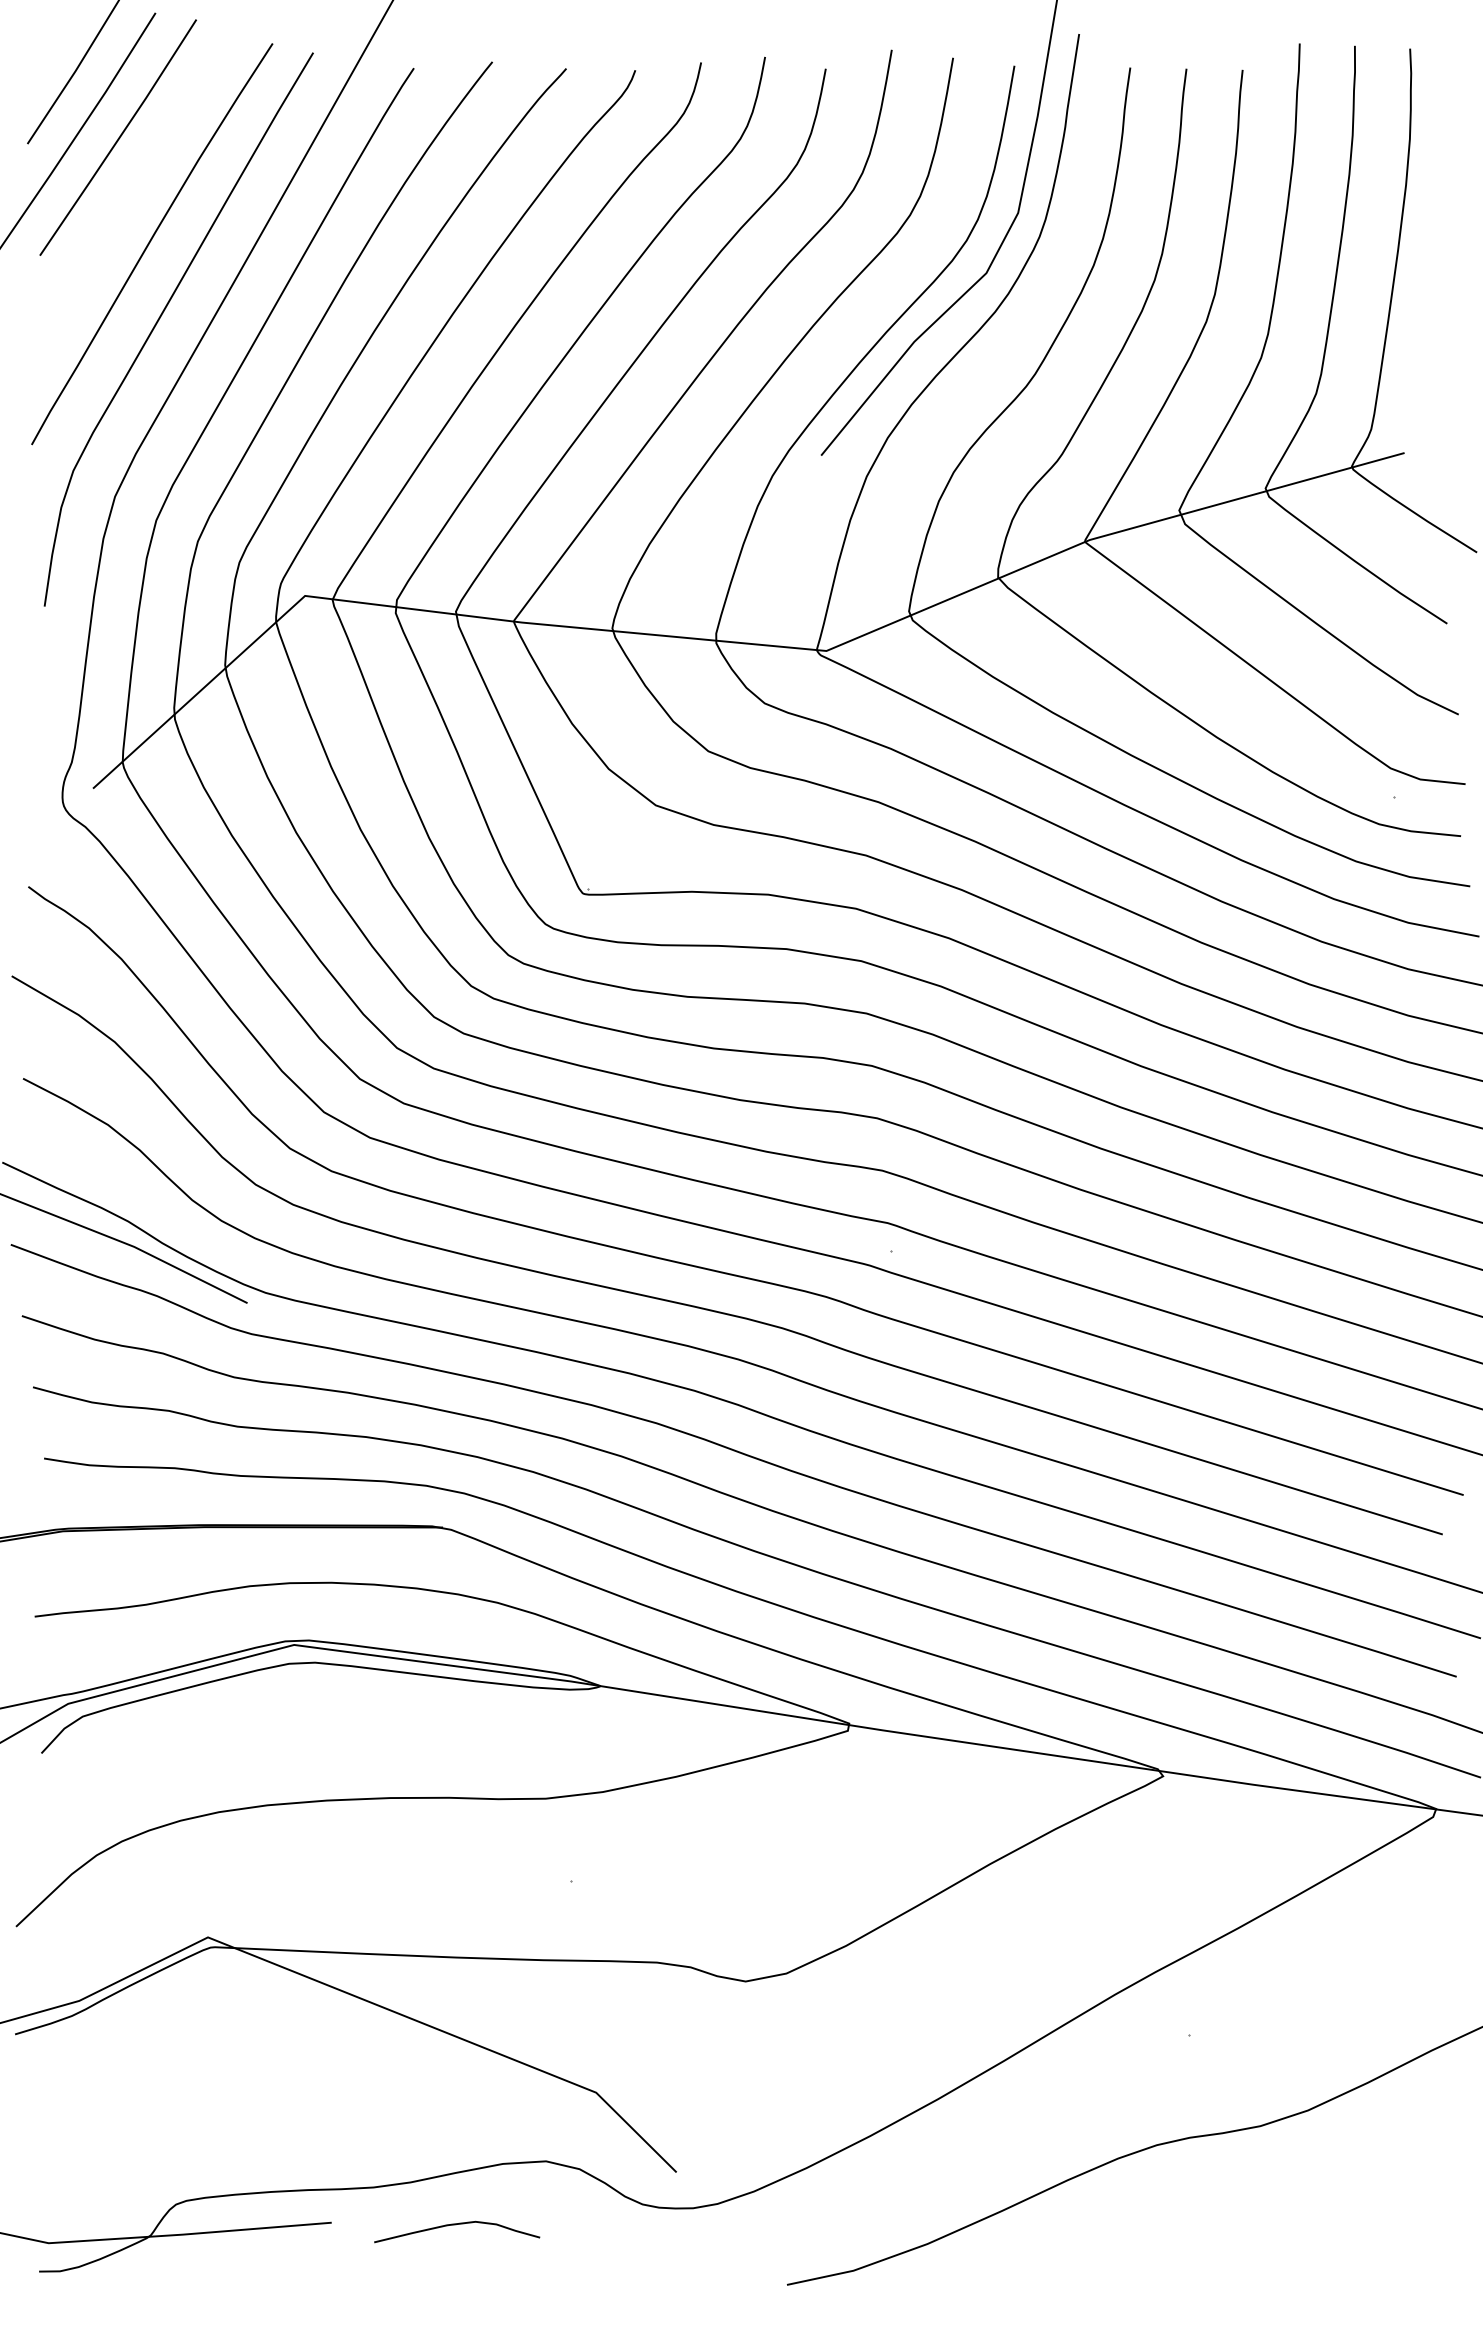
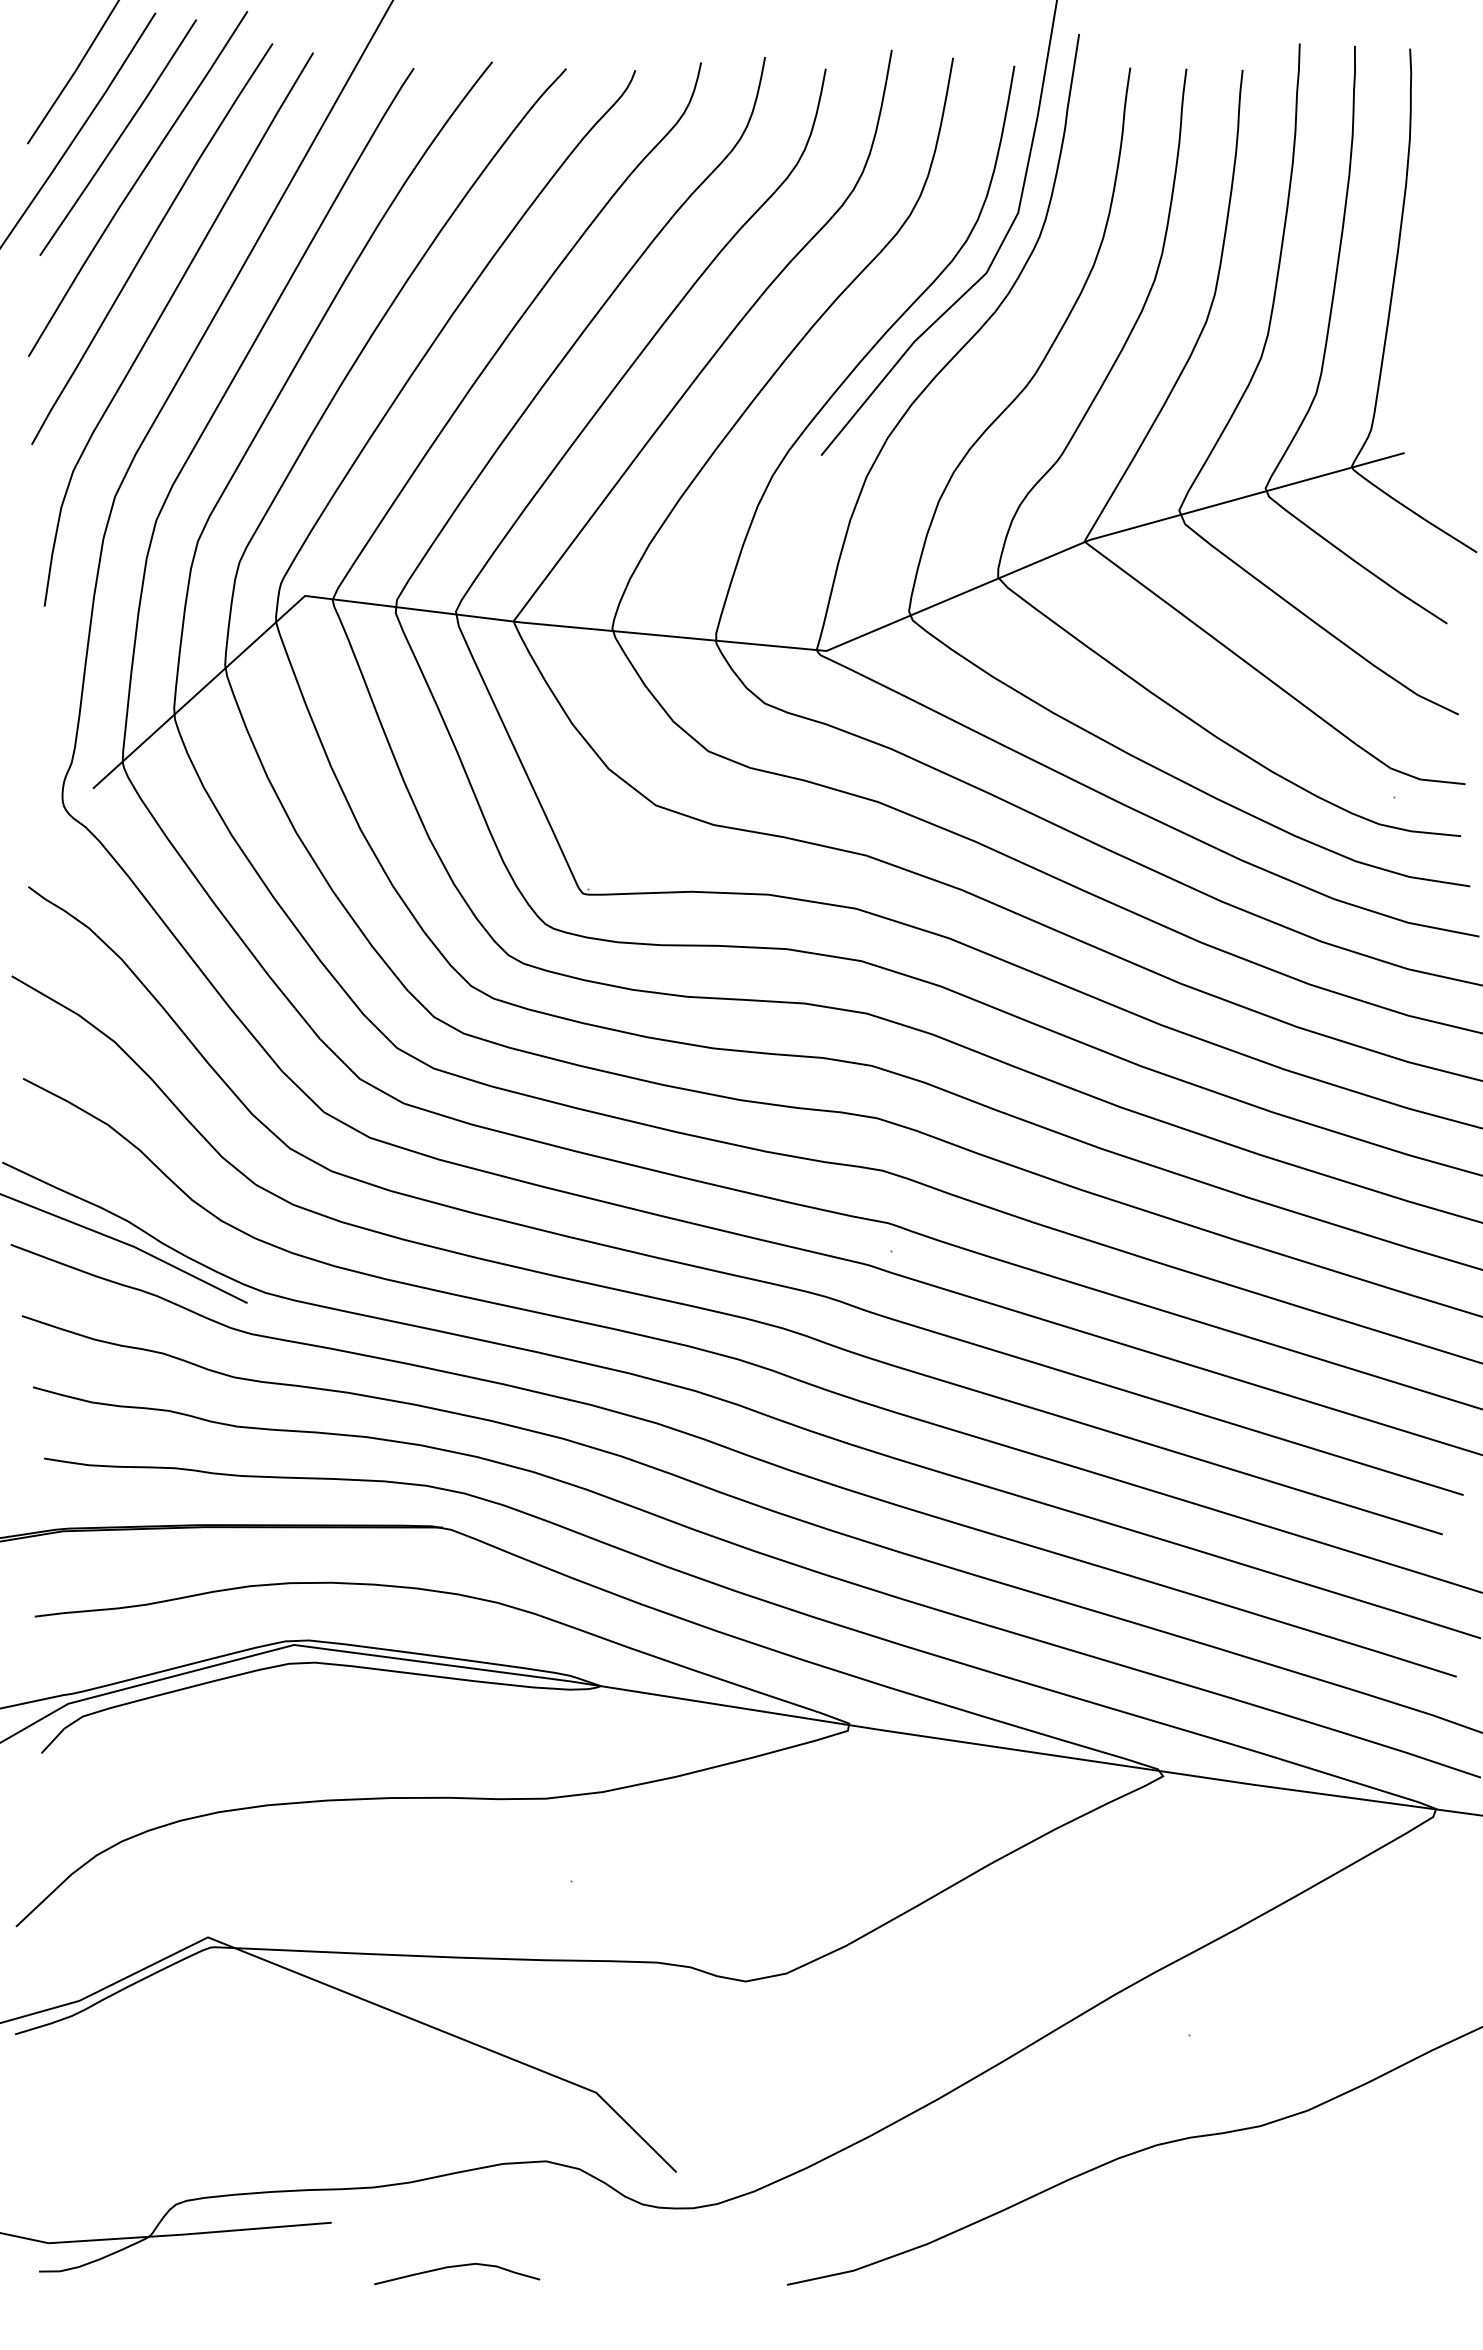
curve: none -> present (136, 183)
curve position: (456, 2225) -> (456, 2267) (456, 2267)
